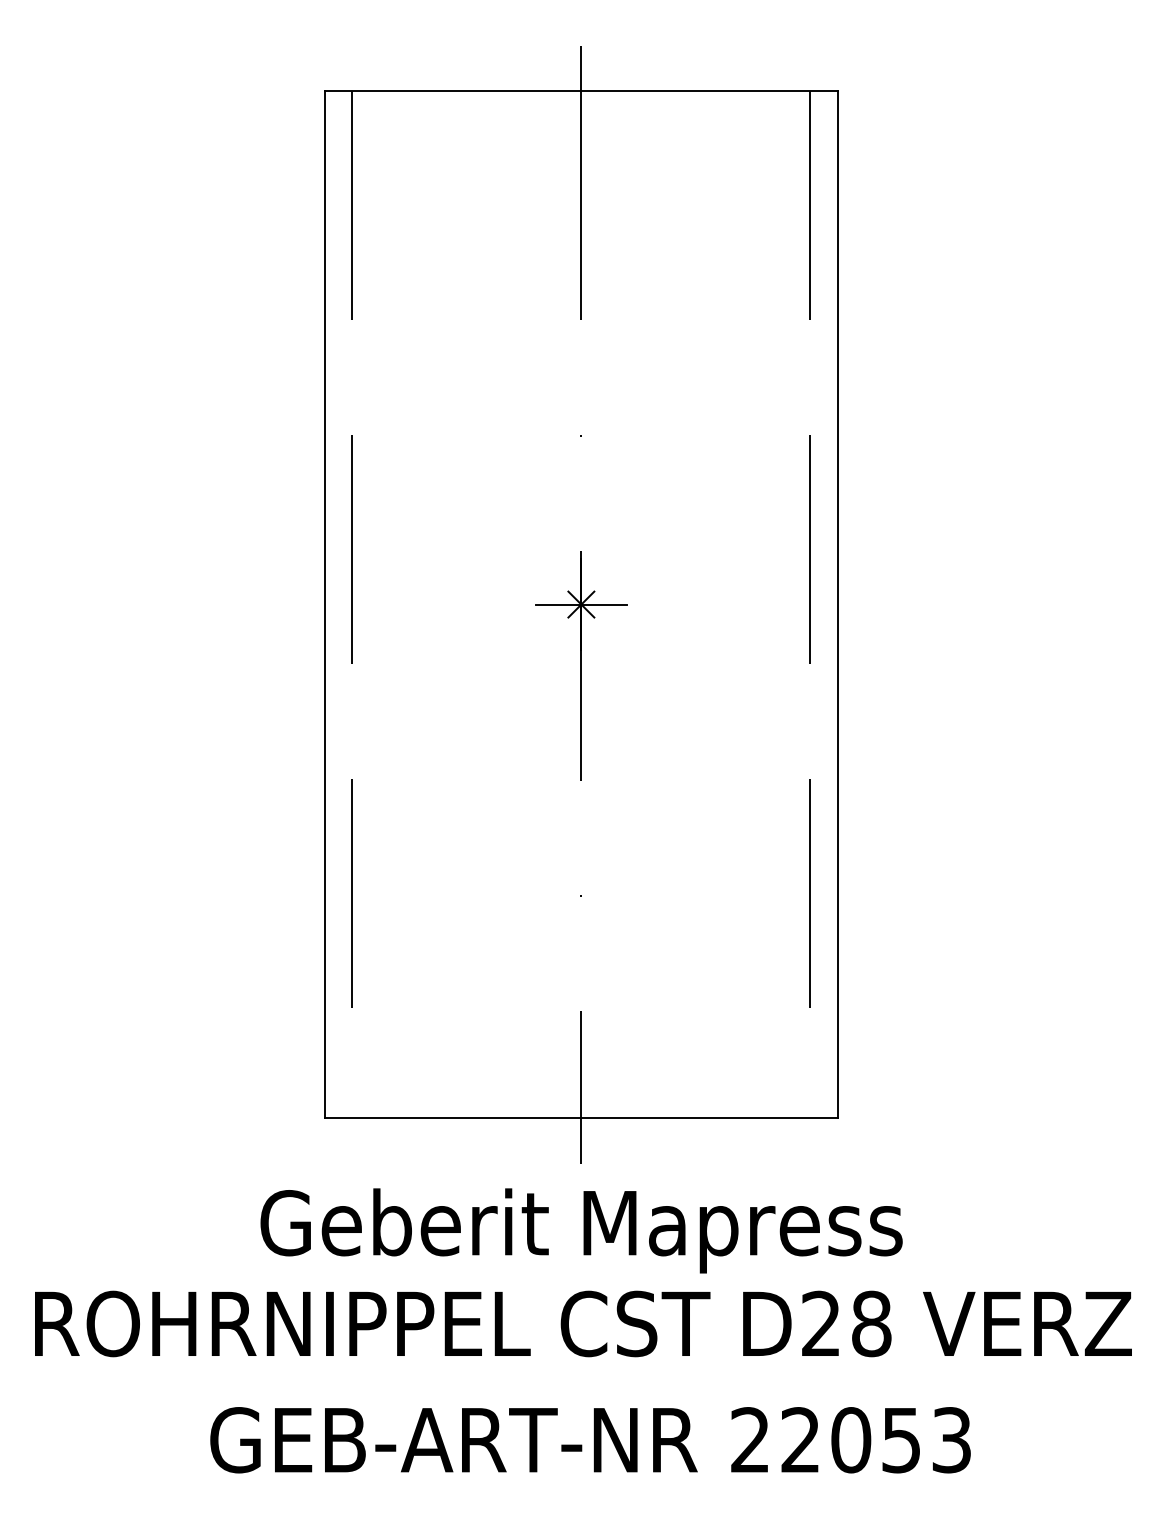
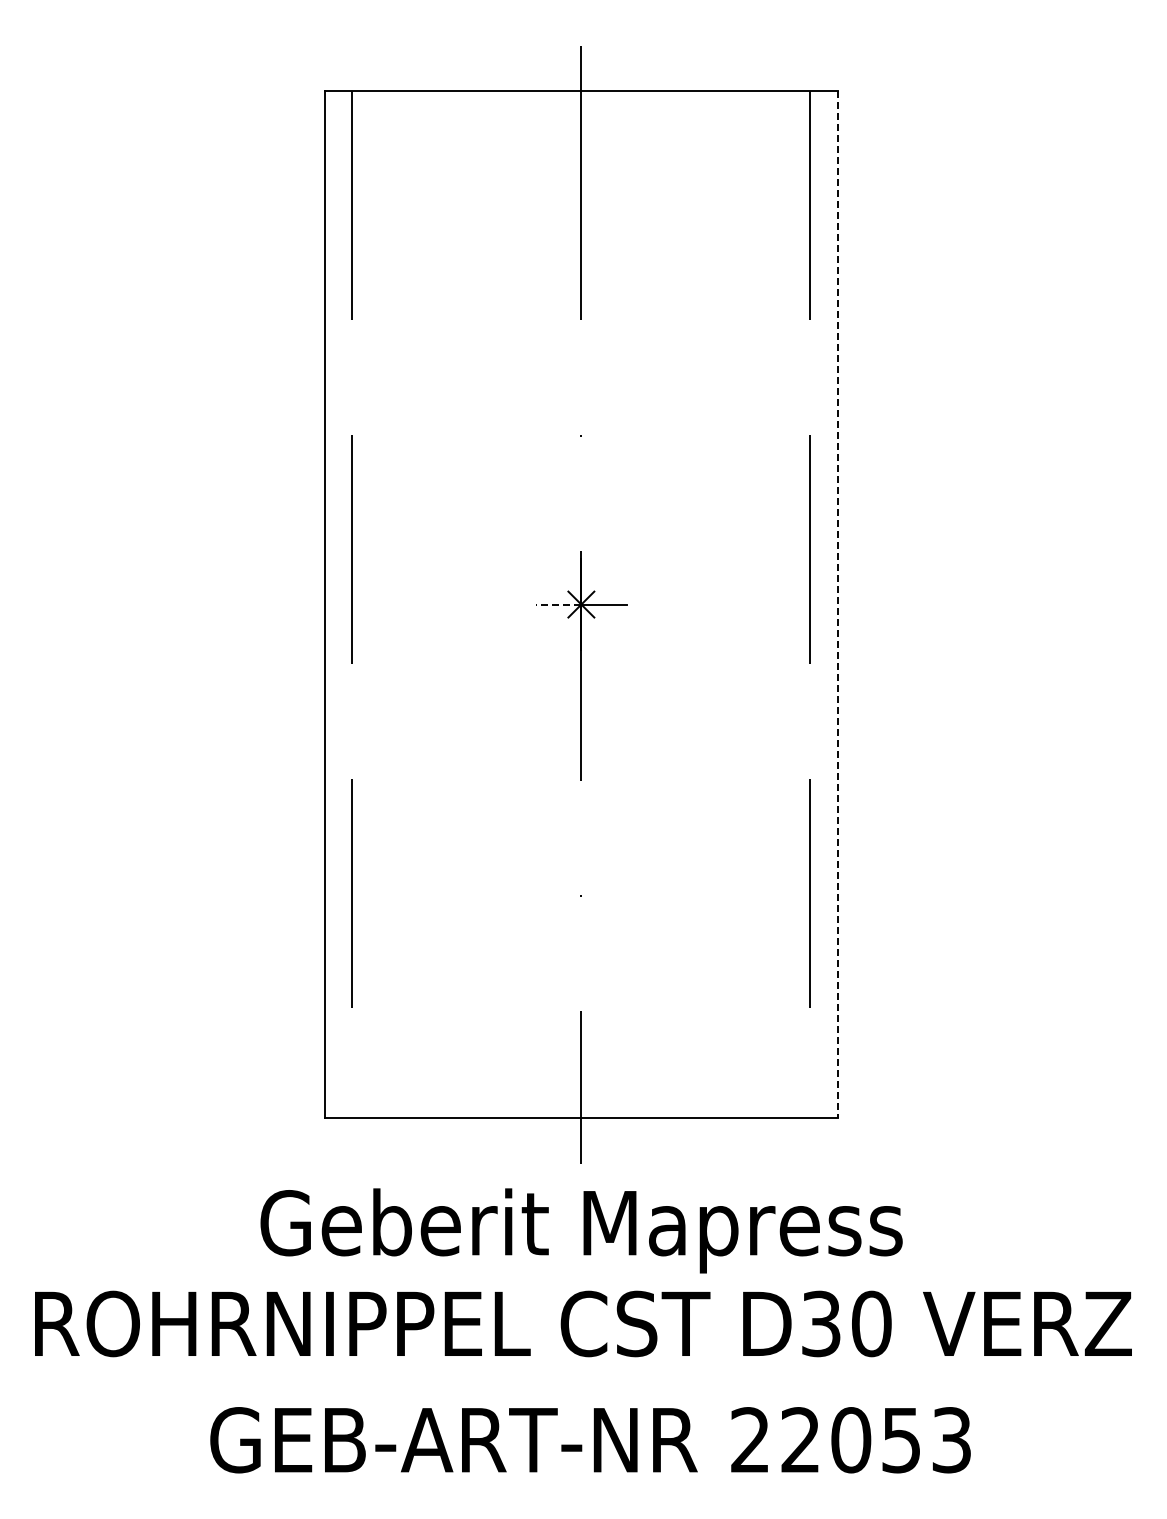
line: solid -> dashed (558, 604)
line: solid -> dashed (837, 605)
text: D28 -> D30 (846, 1323)
